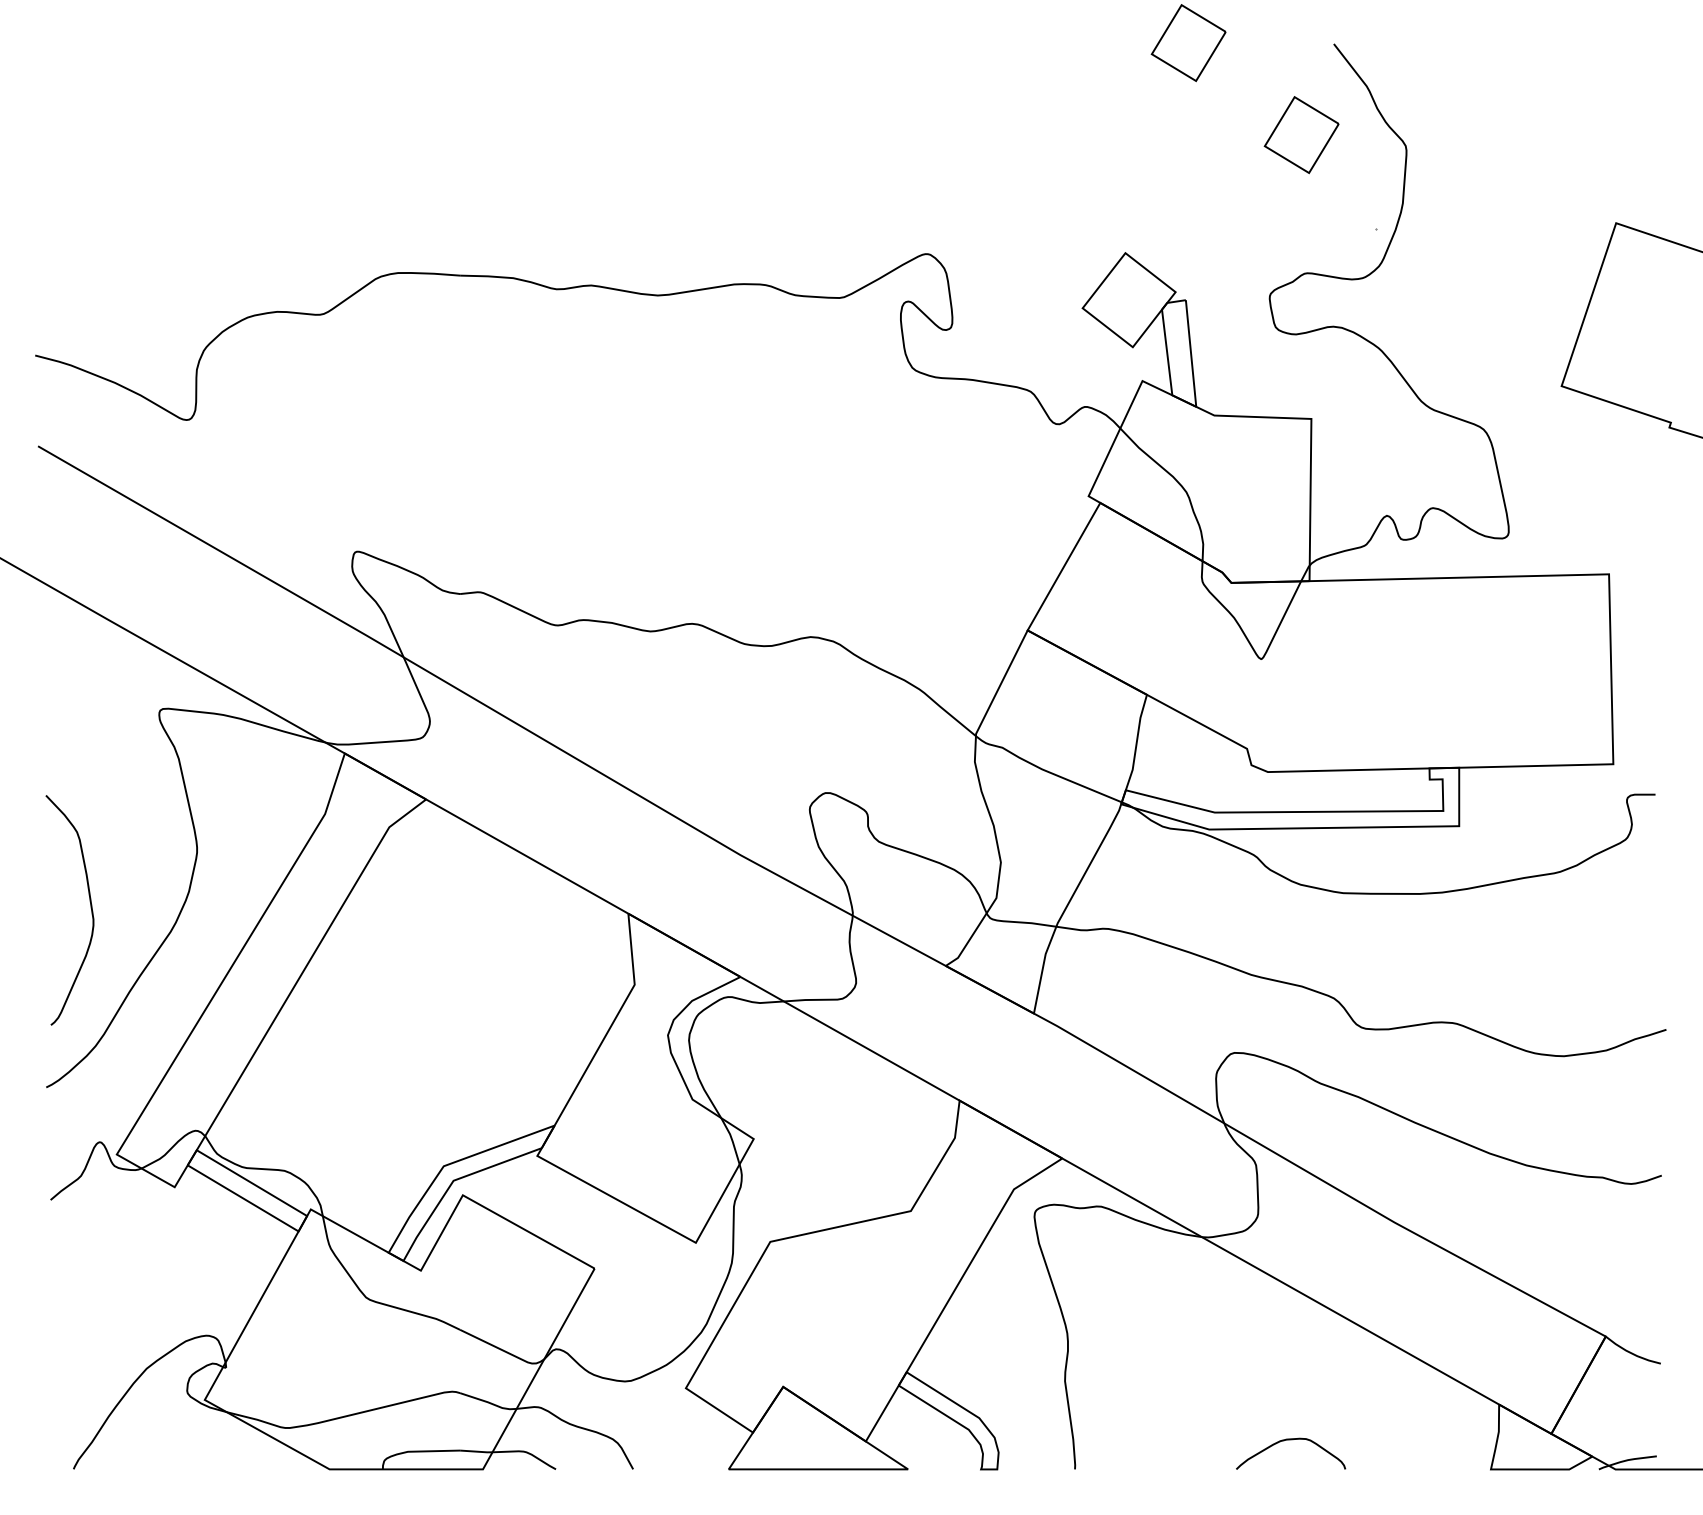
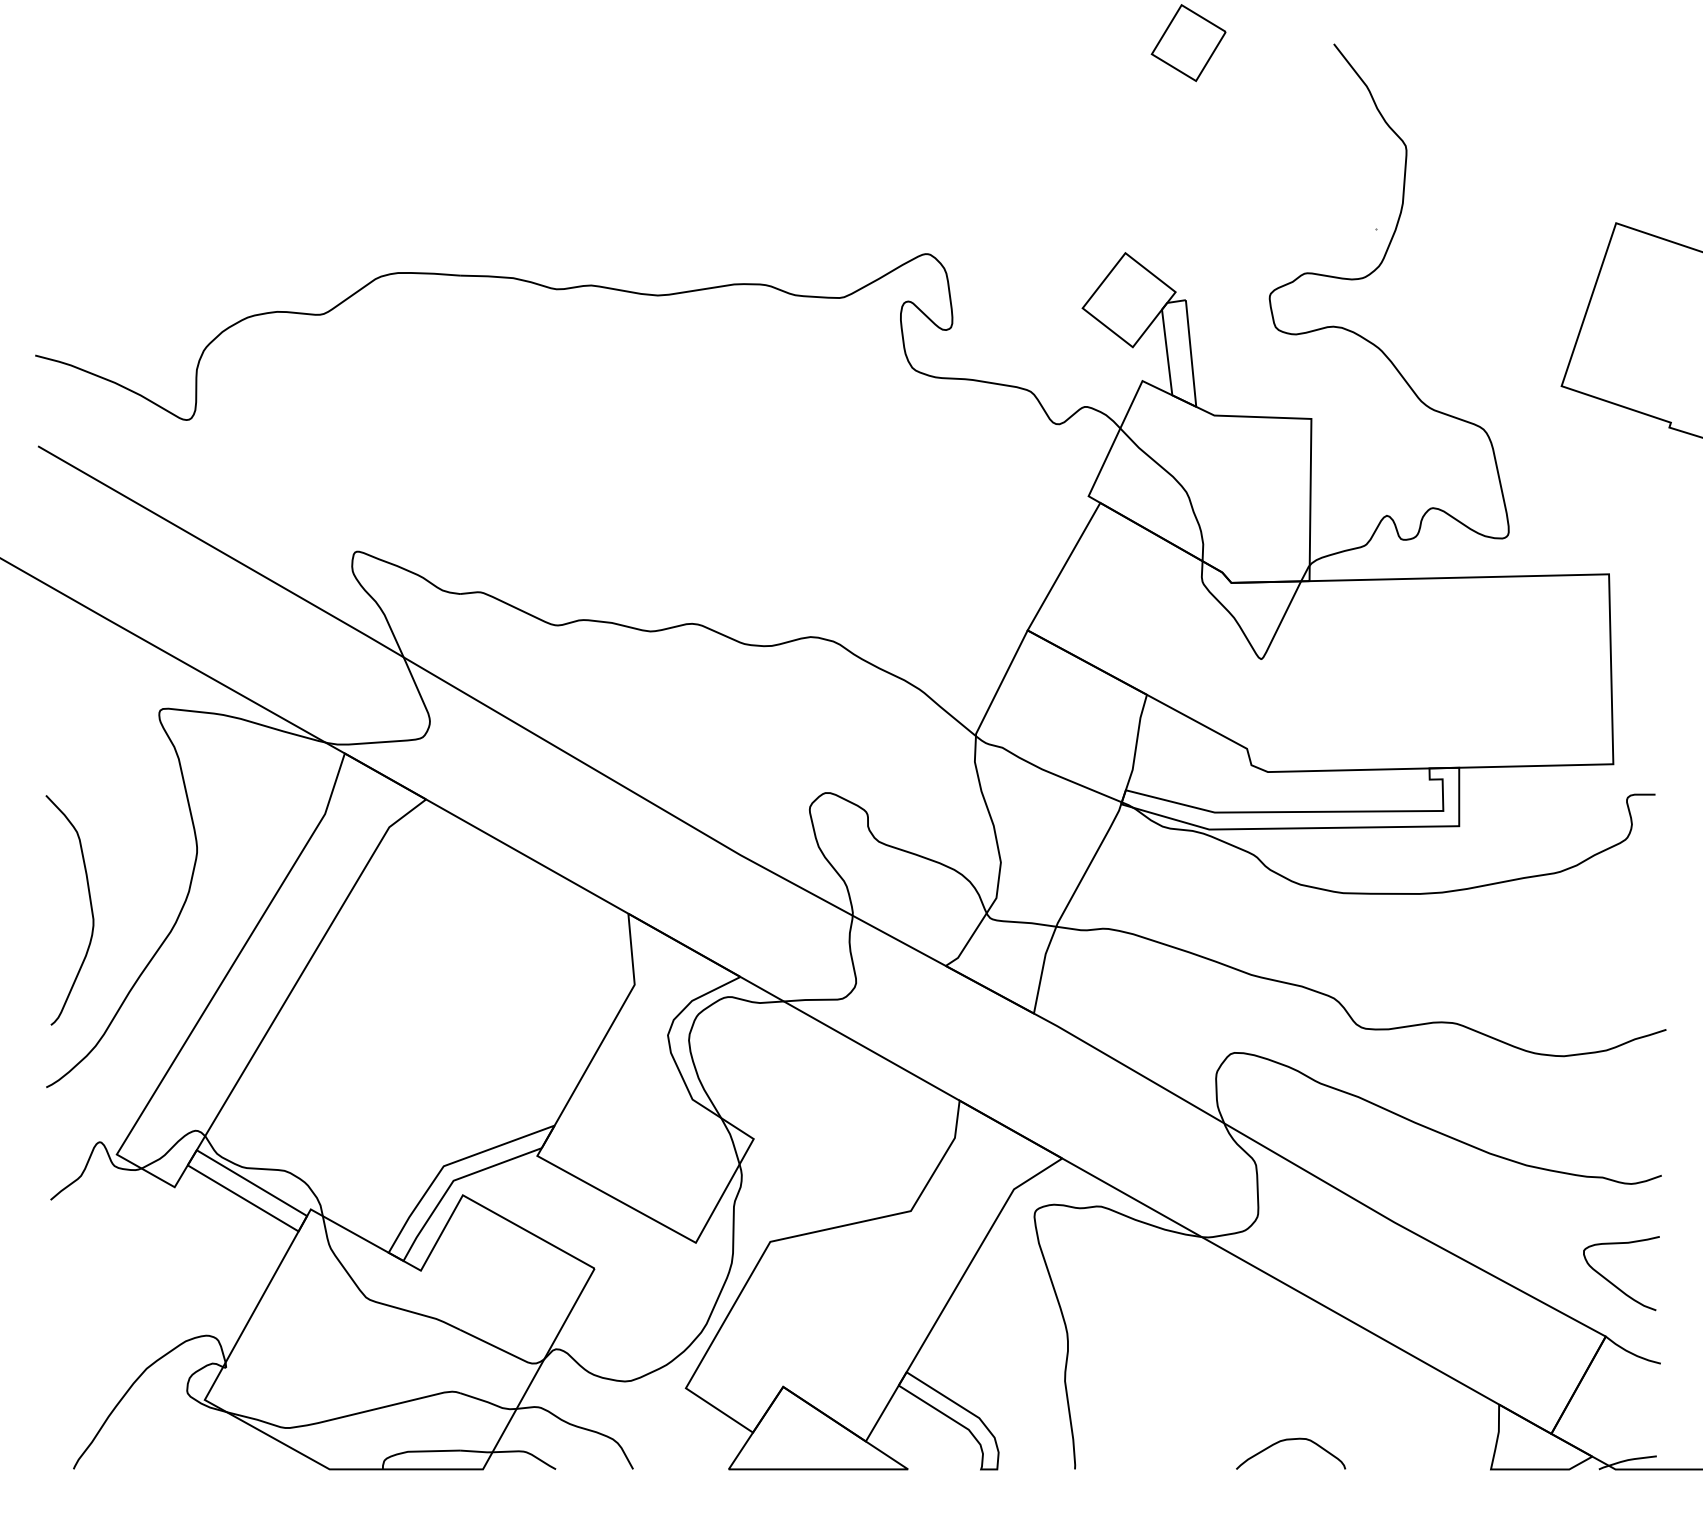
part: present -> none (1301, 135)
curve: none -> present (1612, 1282)
